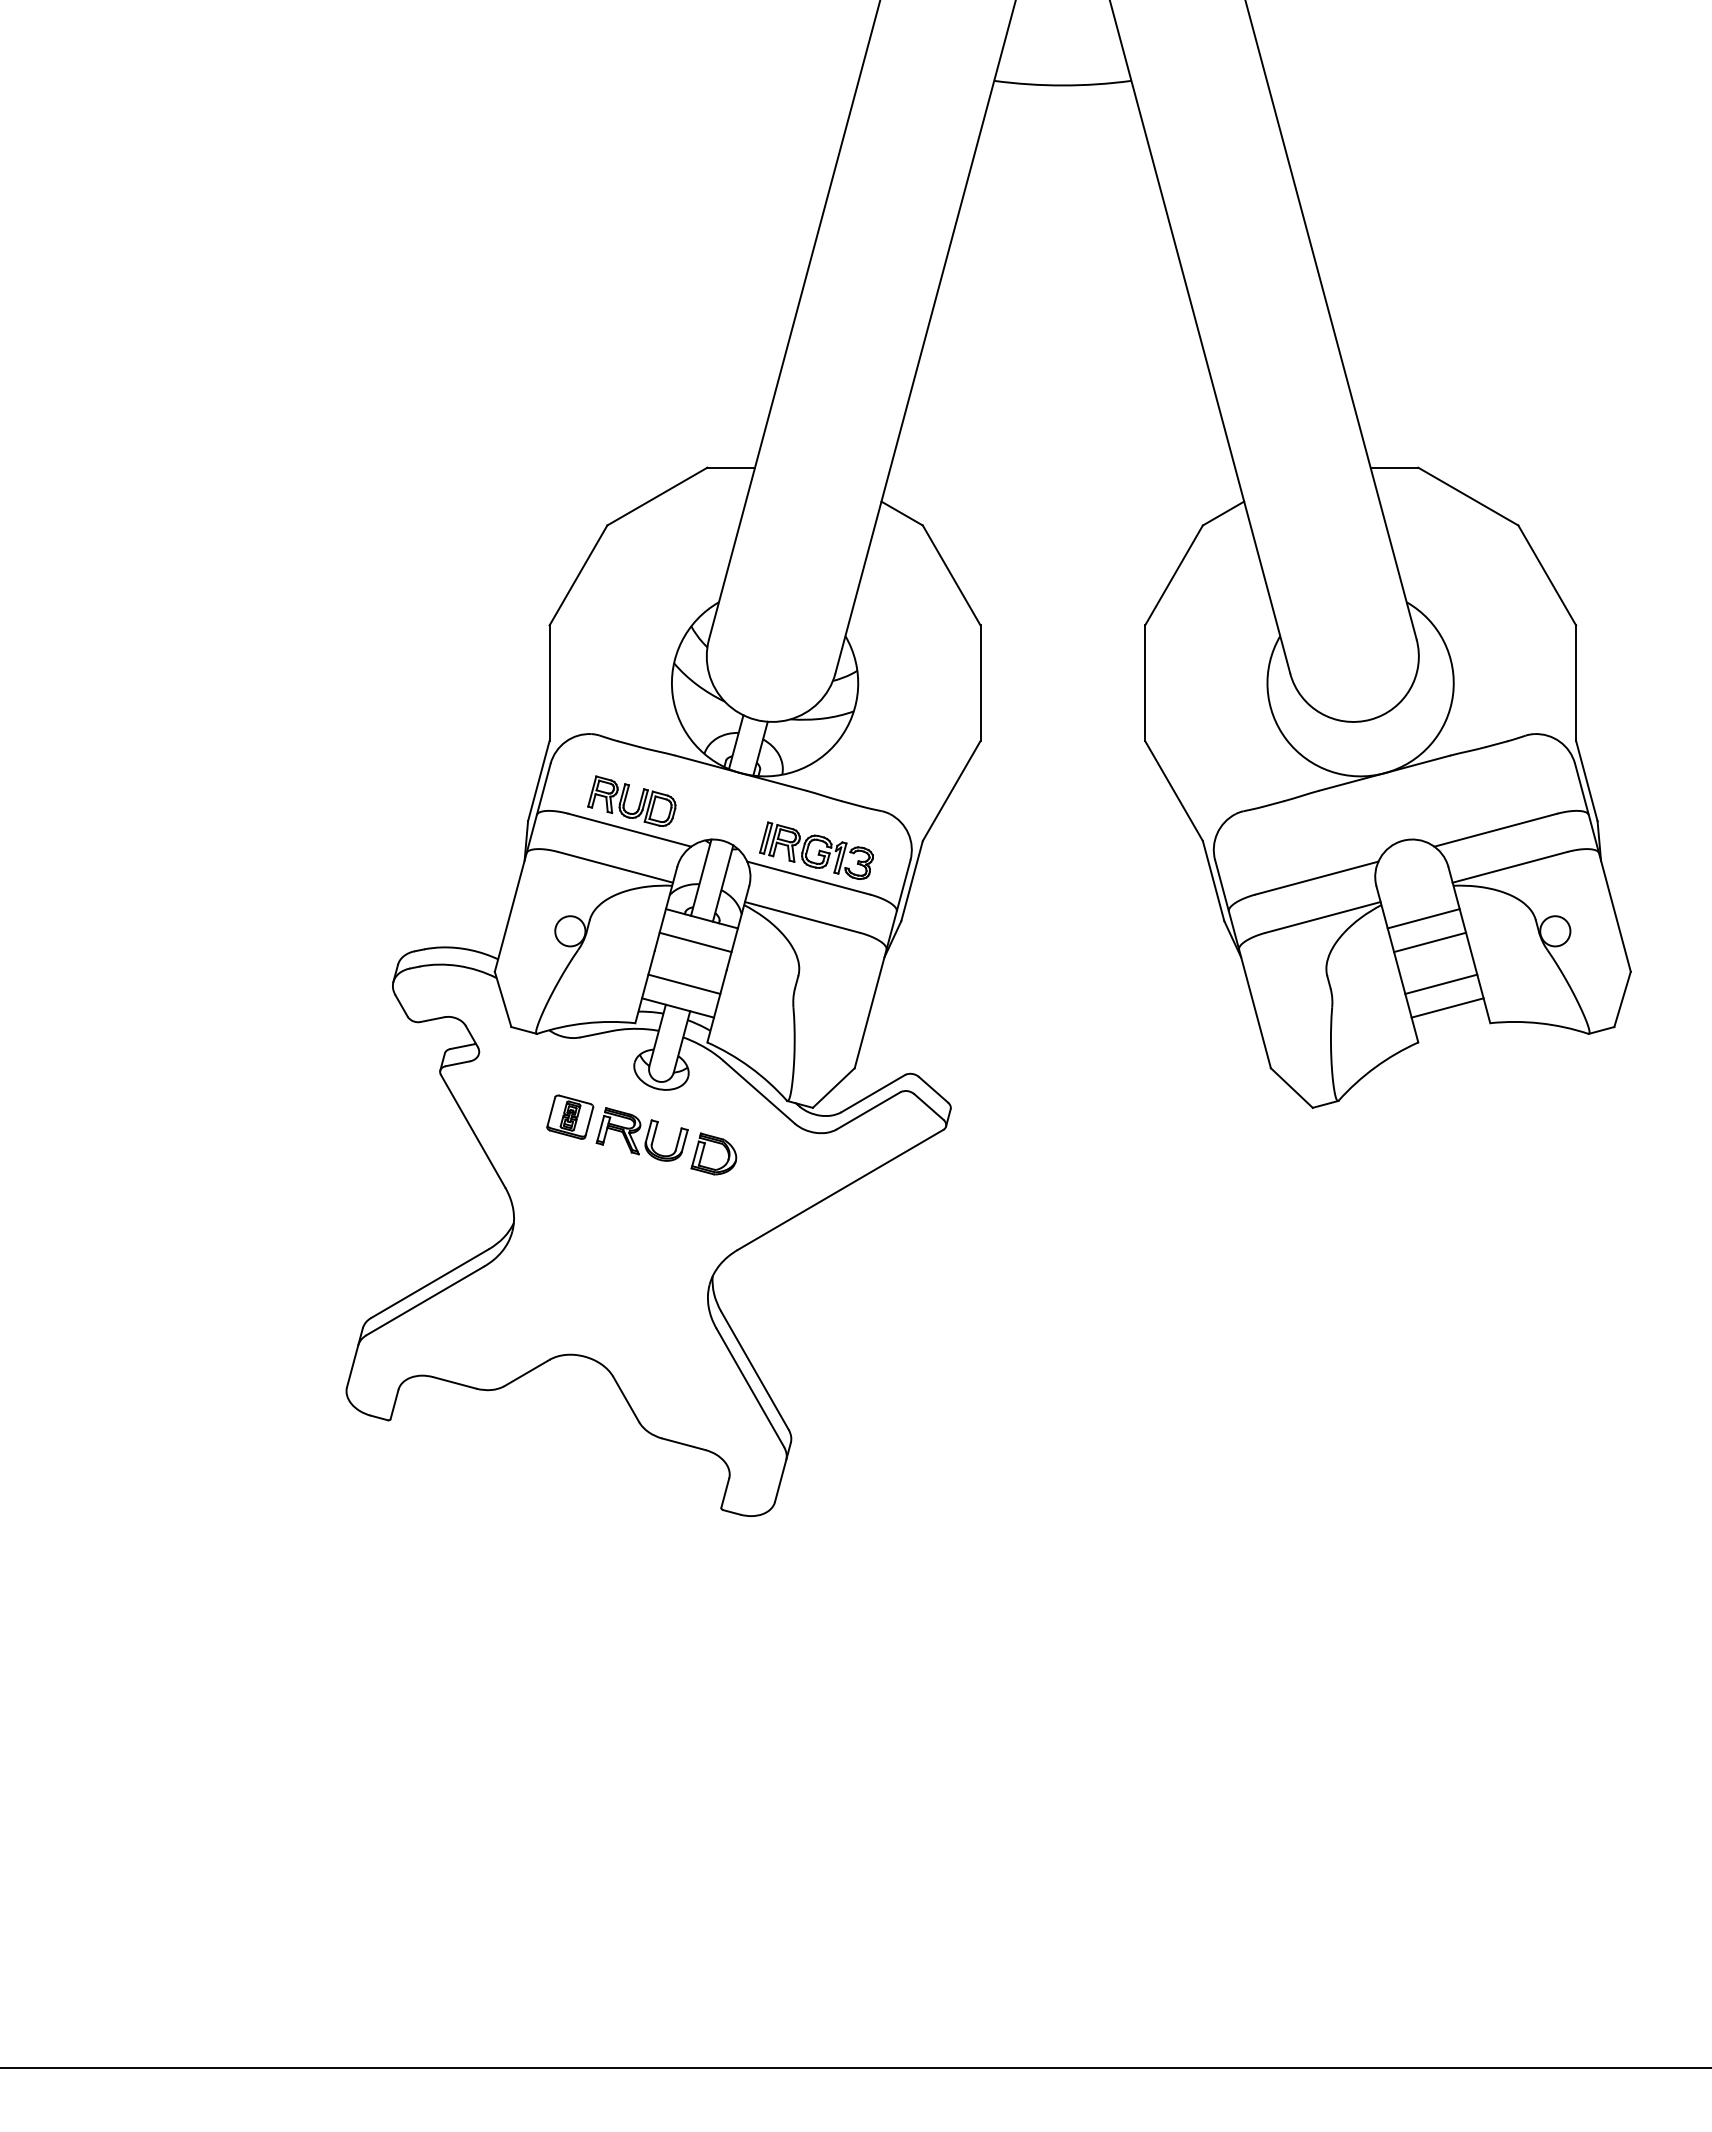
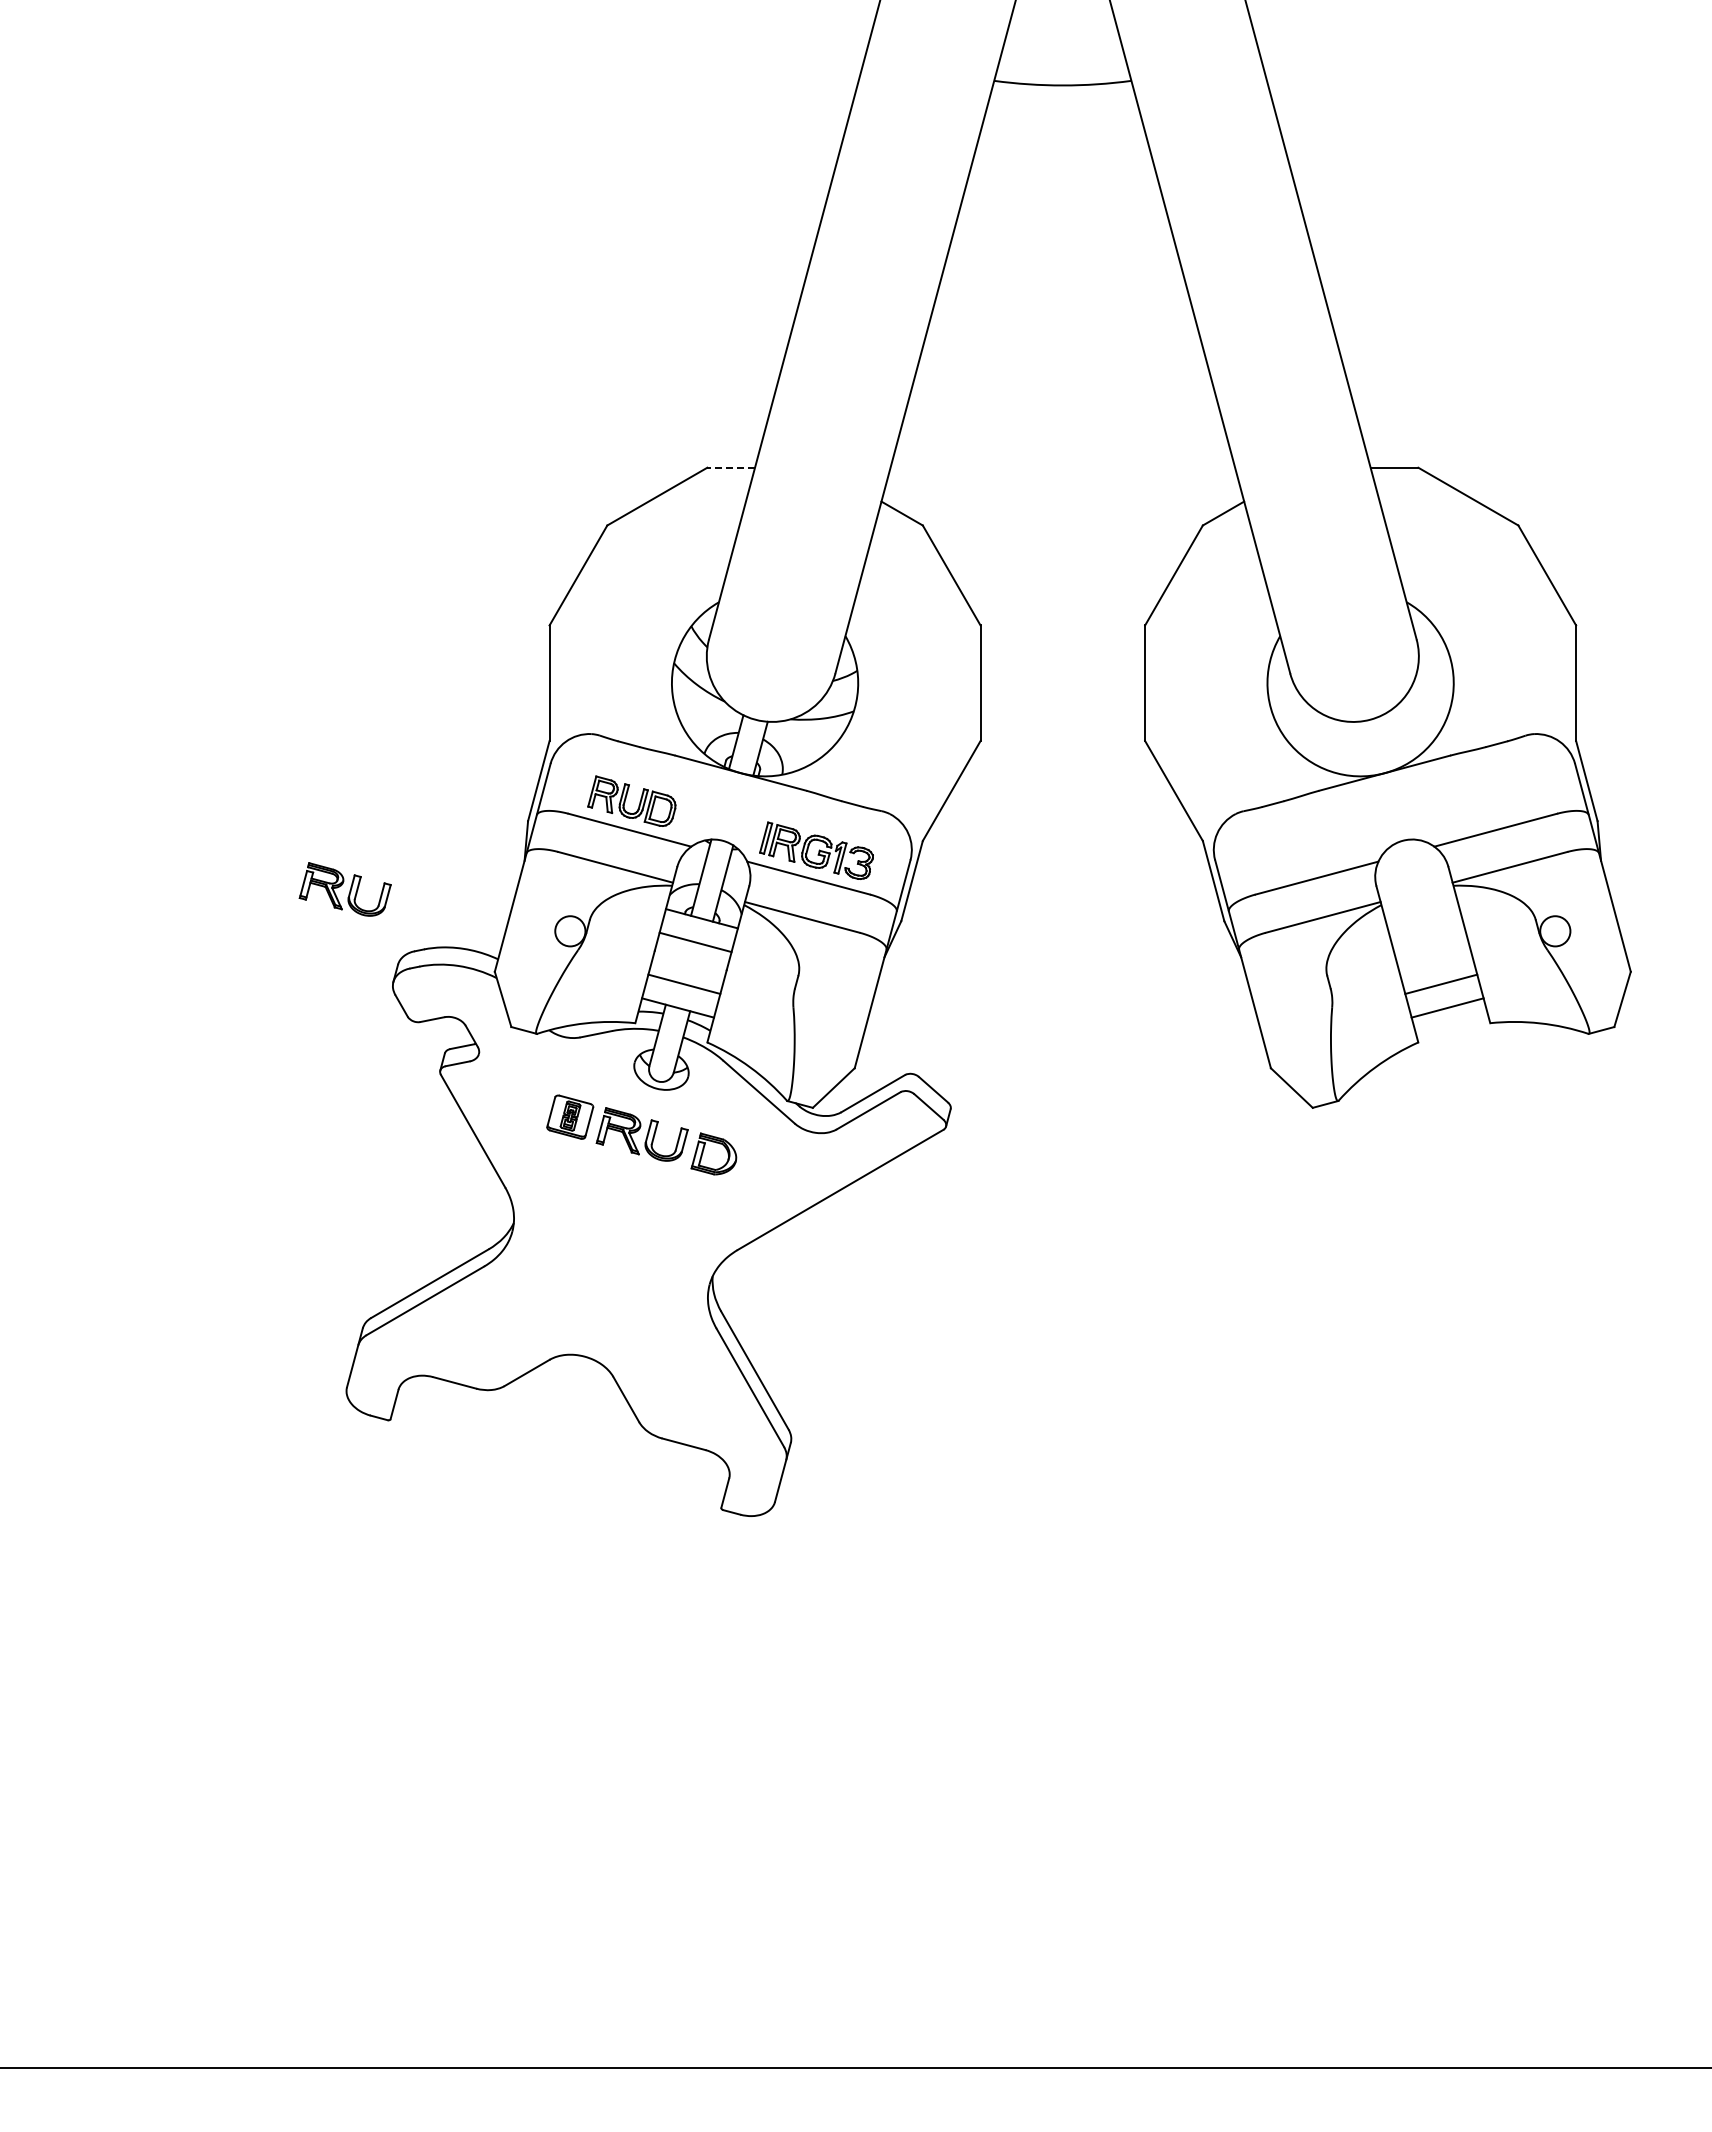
line: solid -> dashed (731, 467)
part: none -> present (344, 889)
line: present -> none (1423, 918)
line: present -> none (1430, 942)
